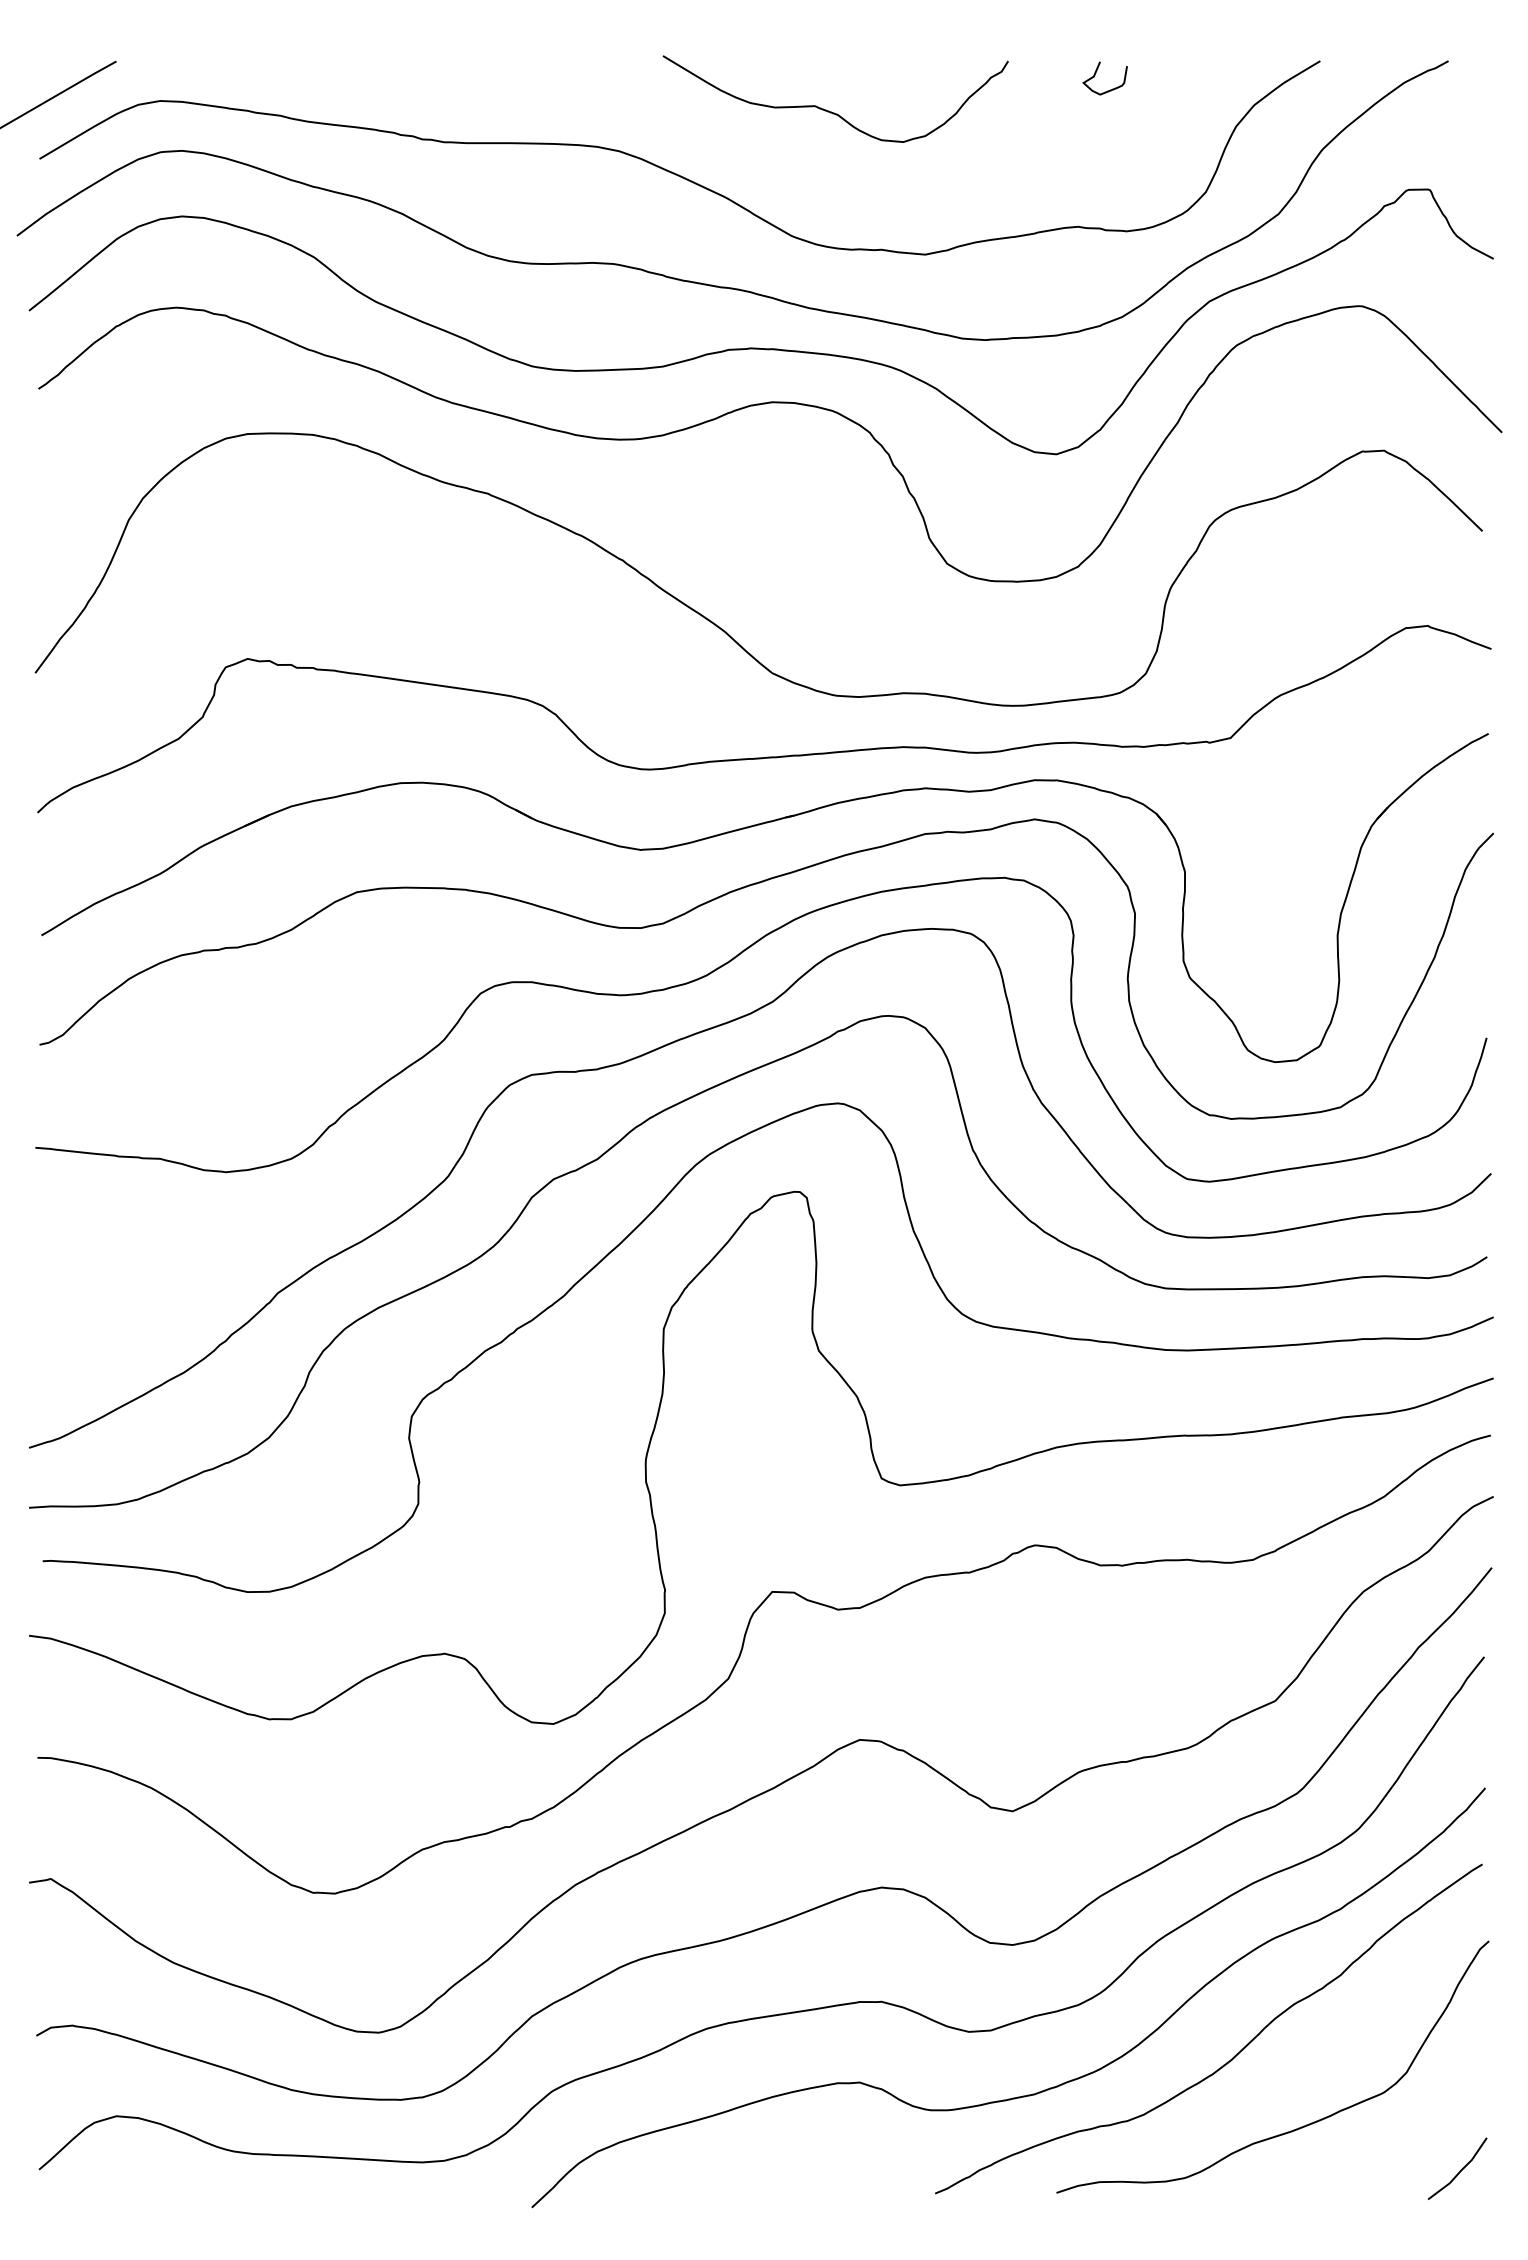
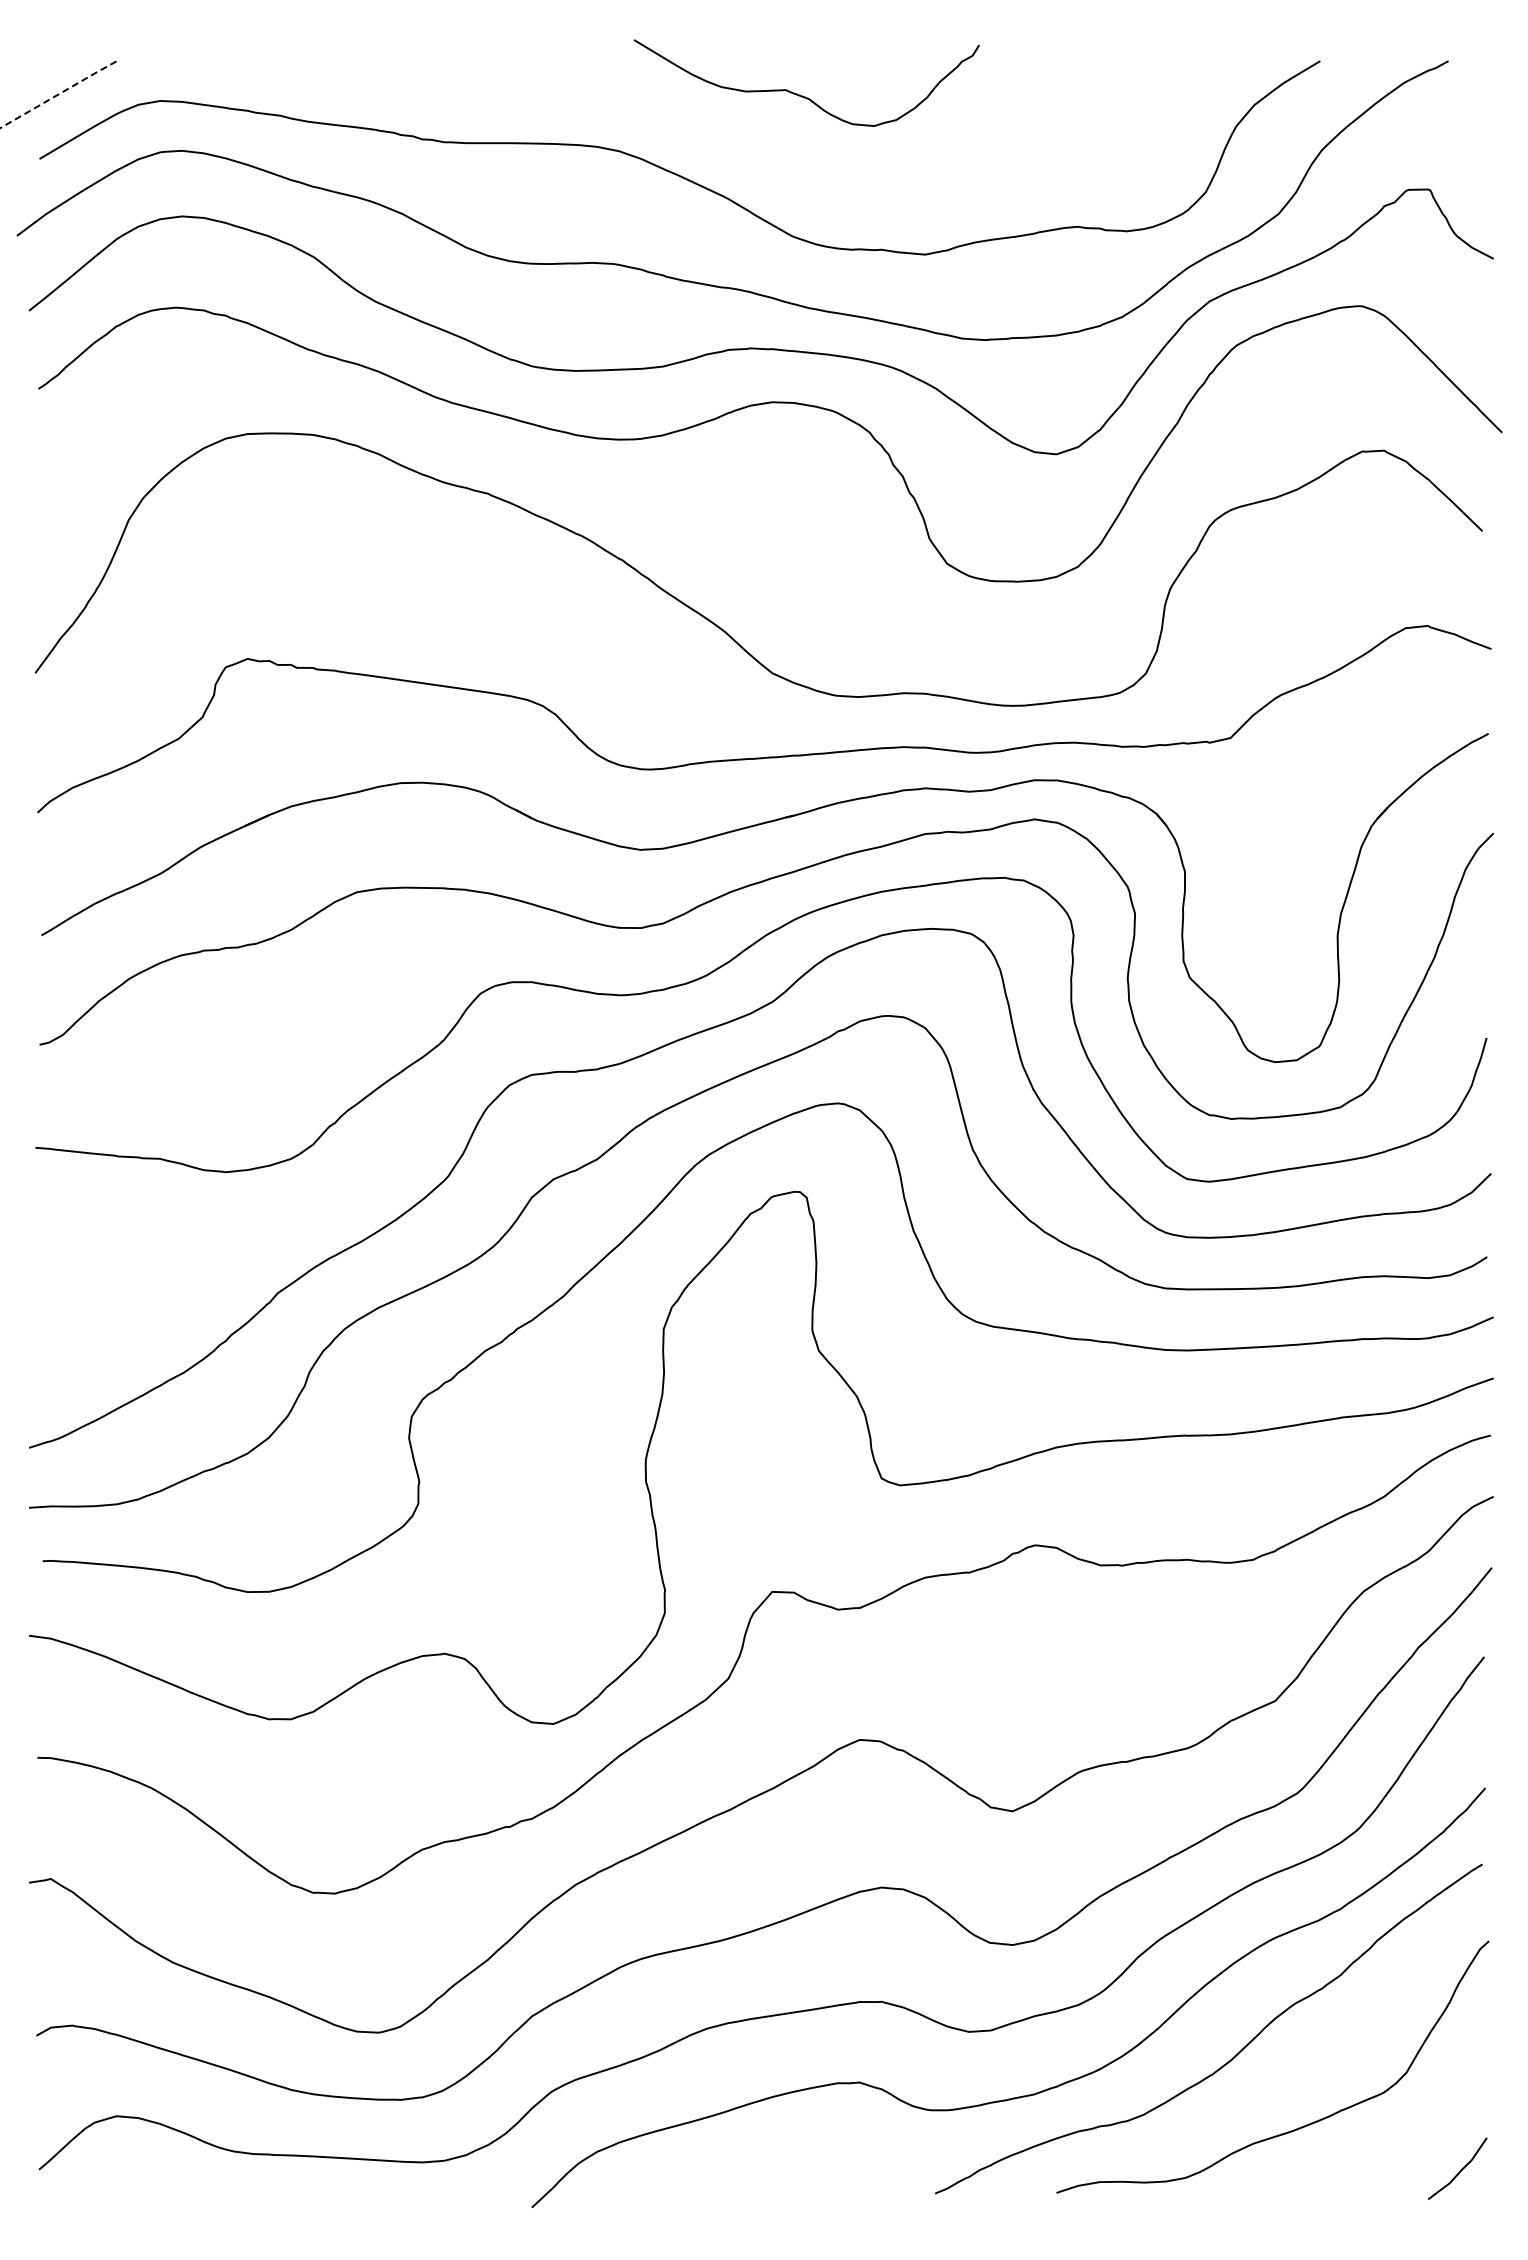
curve: present -> none (1096, 73)
line: solid -> dashed (59, 93)
curve position: (829, 110) -> (800, 94) (800, 94)
